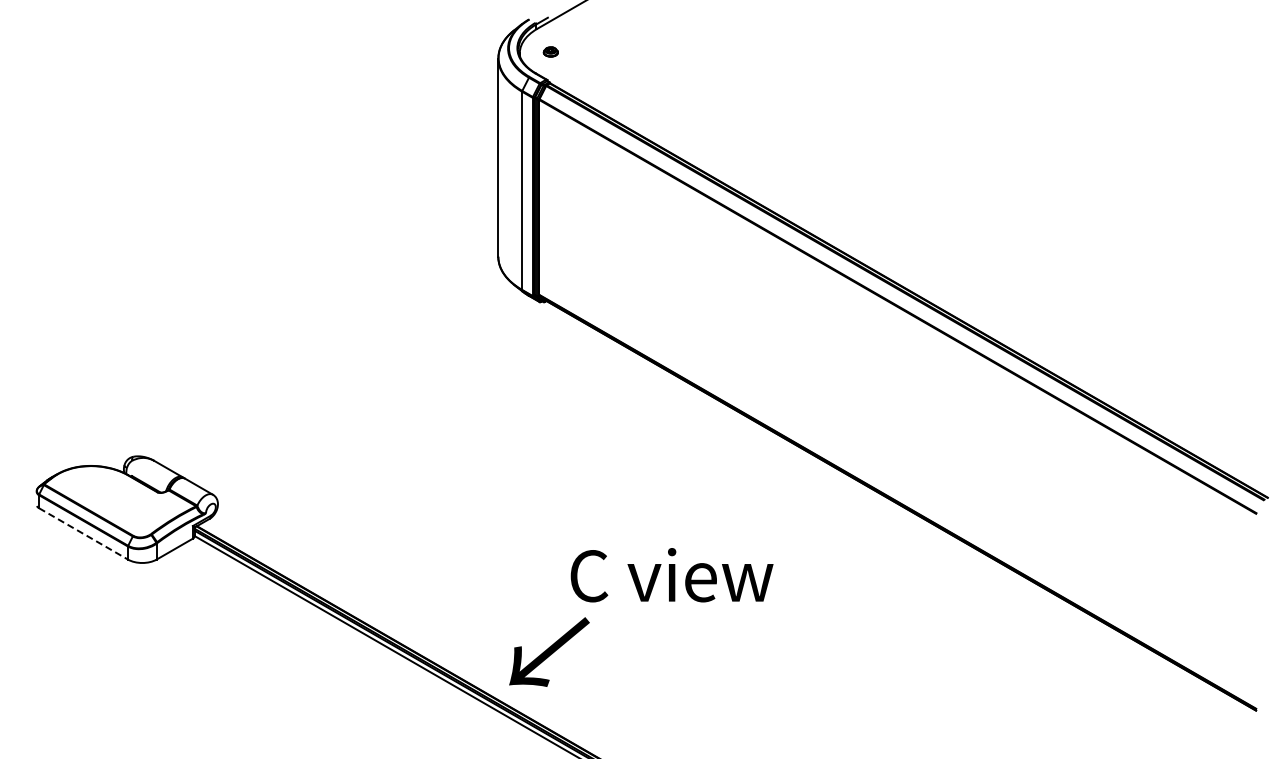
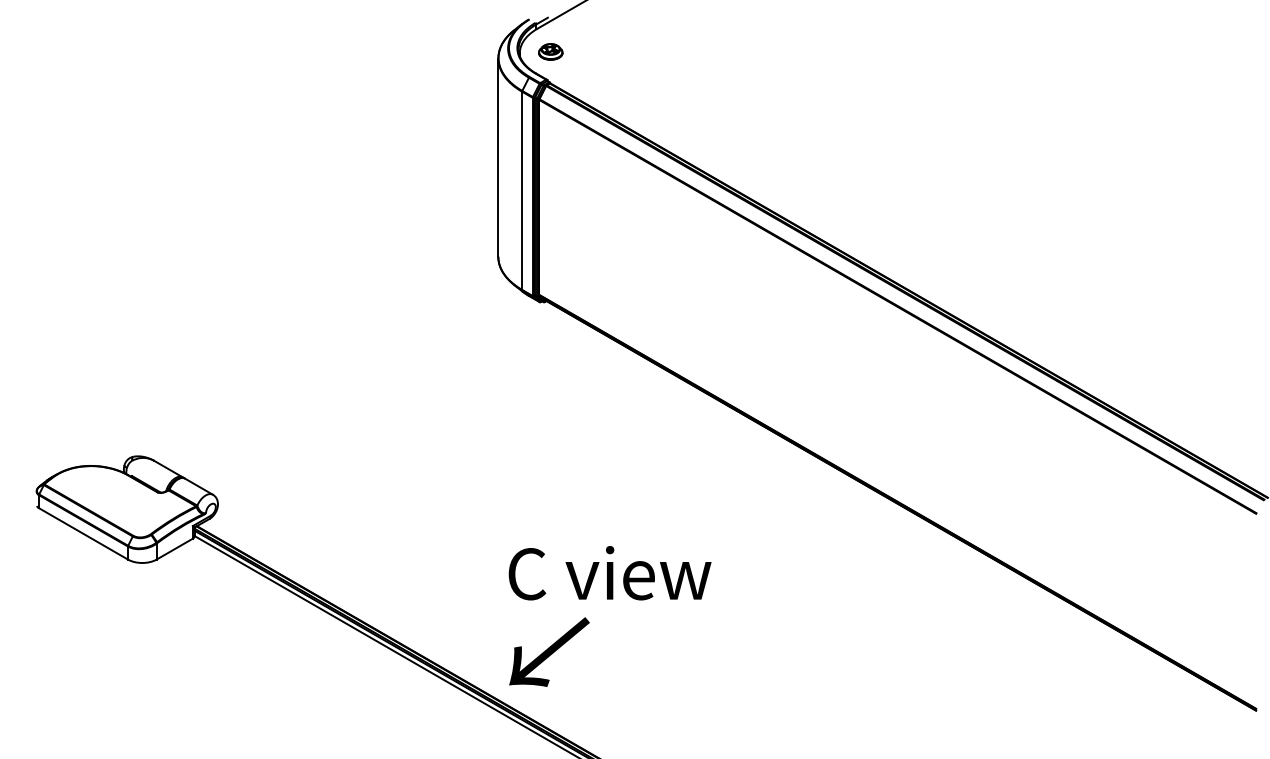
part size: 17x12 px -> 26x18 px (550, 51)
line: dashed -> solid (83, 534)
text position: (671, 575) -> (609, 573) (609, 573)
